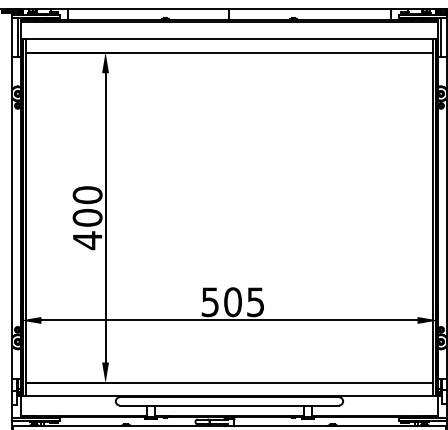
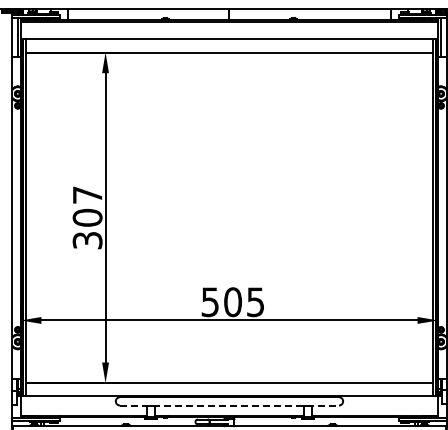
text: 400 -> 307 (87, 218)
line: solid -> dashed (229, 405)
